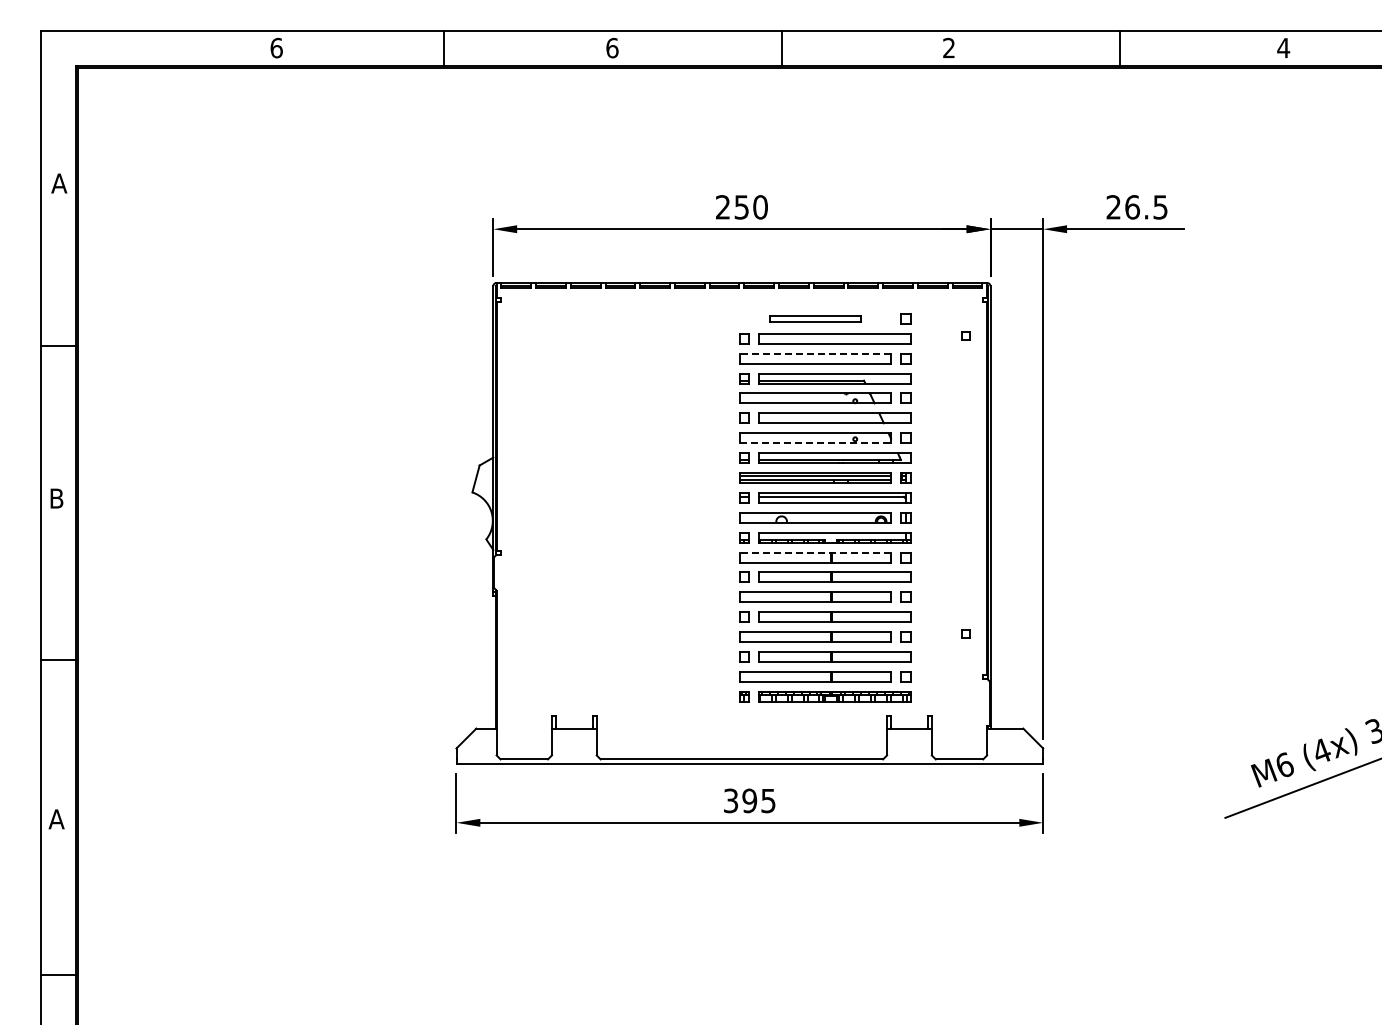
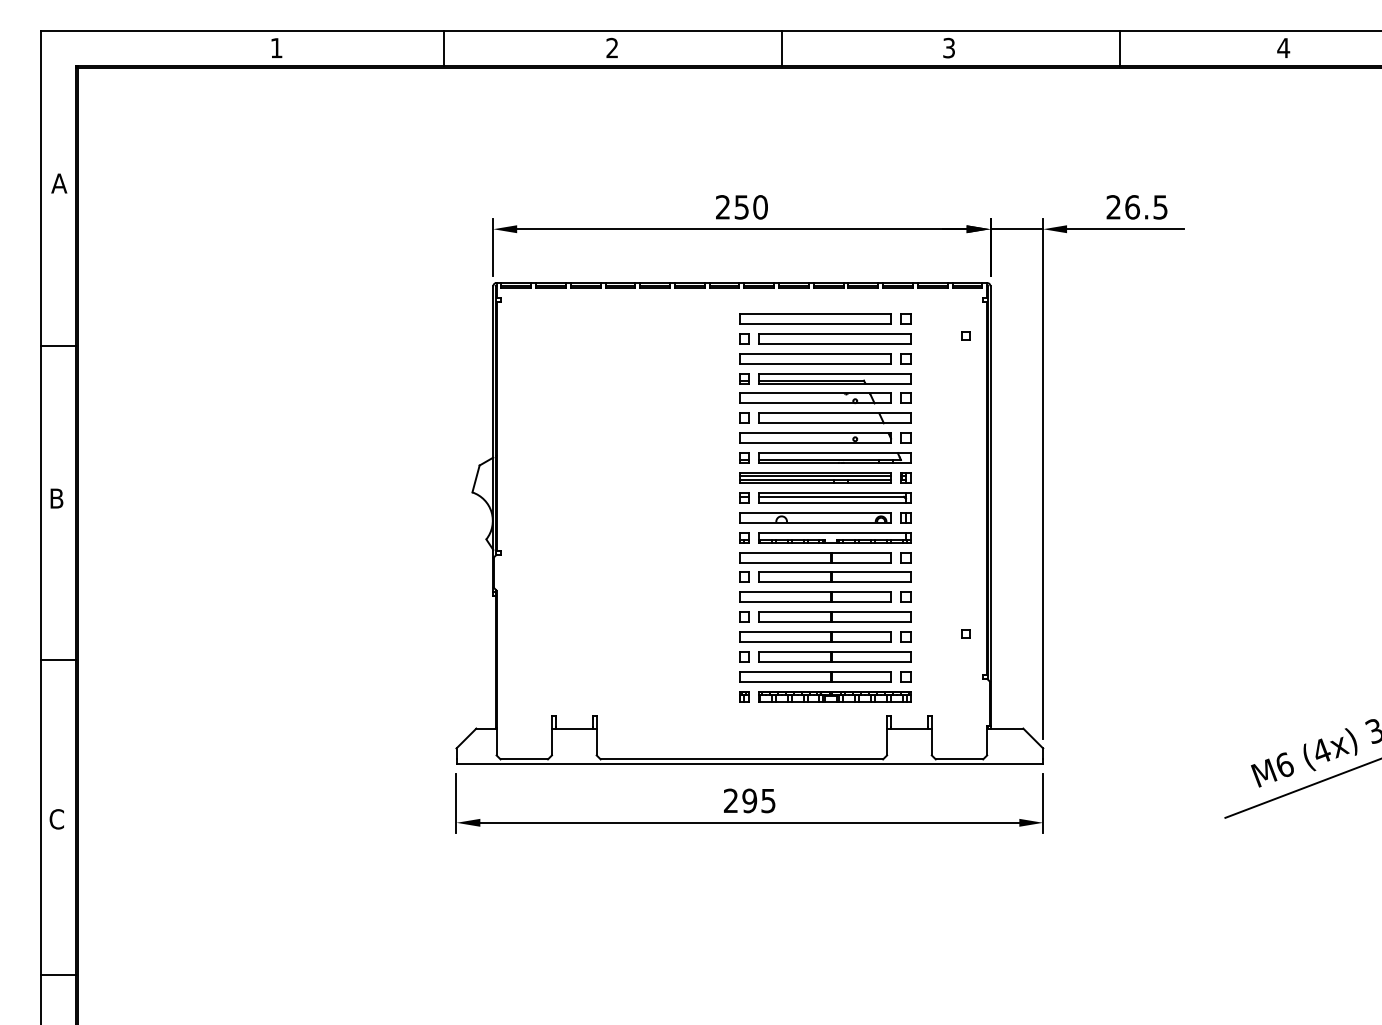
text: 6 -> 1 (276, 47)
text: 6 -> 2 (612, 47)
text: 2 -> 3 (948, 48)
part size: 93x8 px -> 153x12 px (815, 318)
line: dashed -> solid (815, 353)
line: dashed -> solid (815, 443)
line: dashed -> solid (815, 552)
text: 395 -> 295 (731, 800)
text: A -> C (56, 819)
